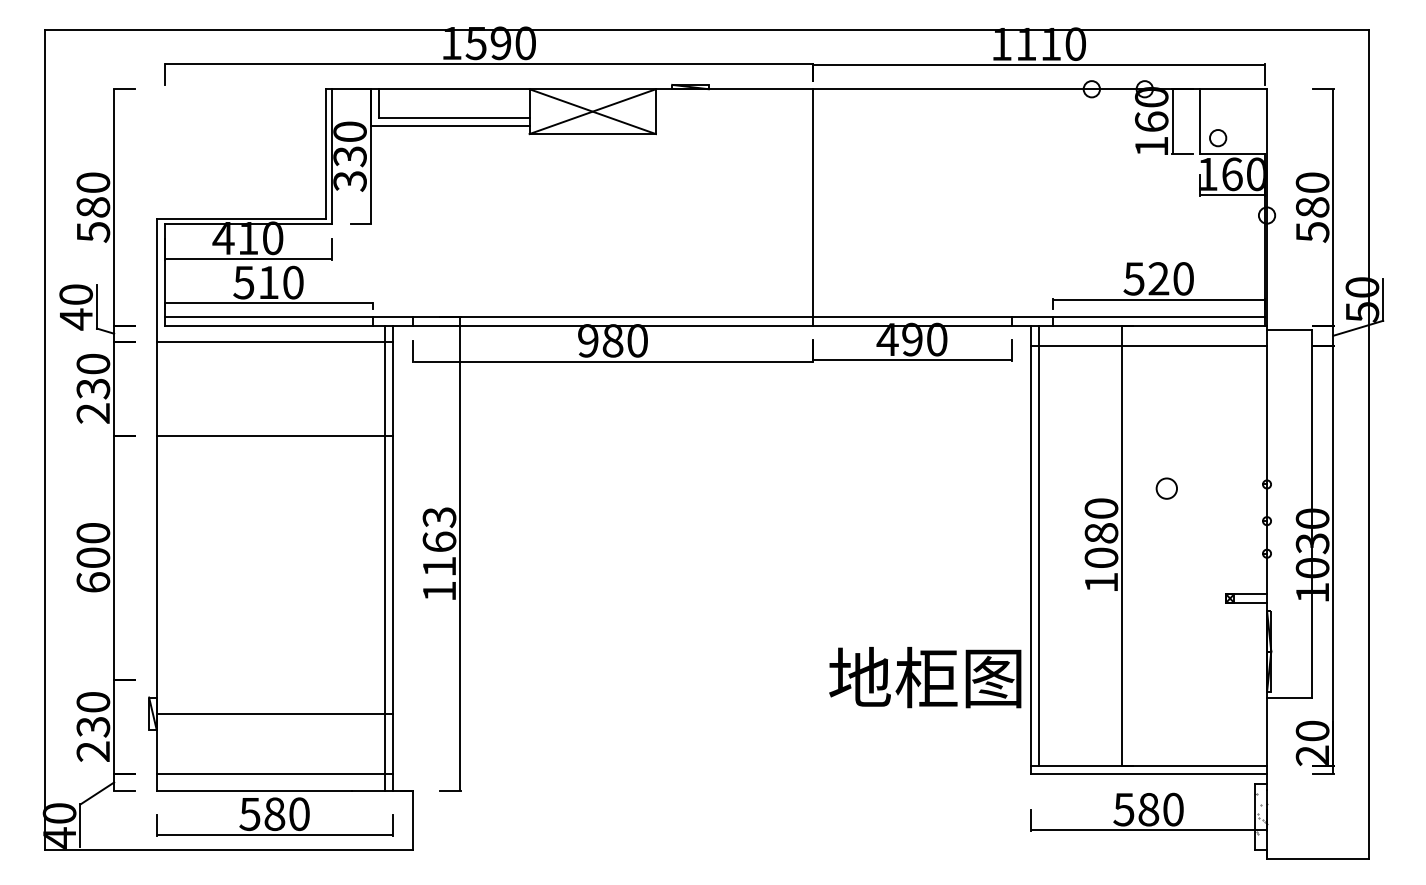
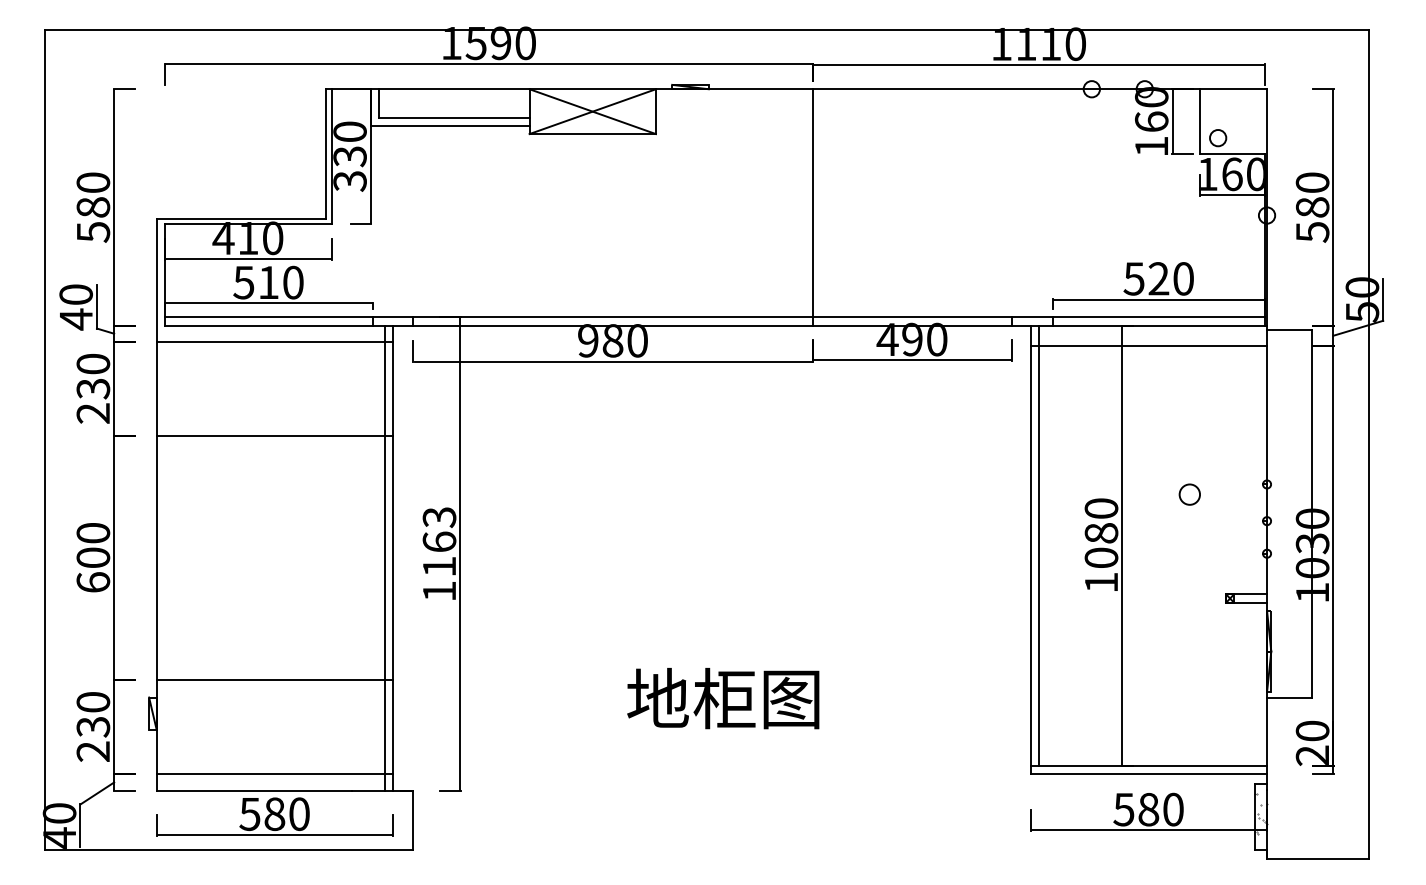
circle position: (1166, 488) -> (1189, 494) (1189, 494)
text position: (925, 677) -> (723, 698) (723, 698)
line position: (274, 714) -> (274, 680) (274, 680)
